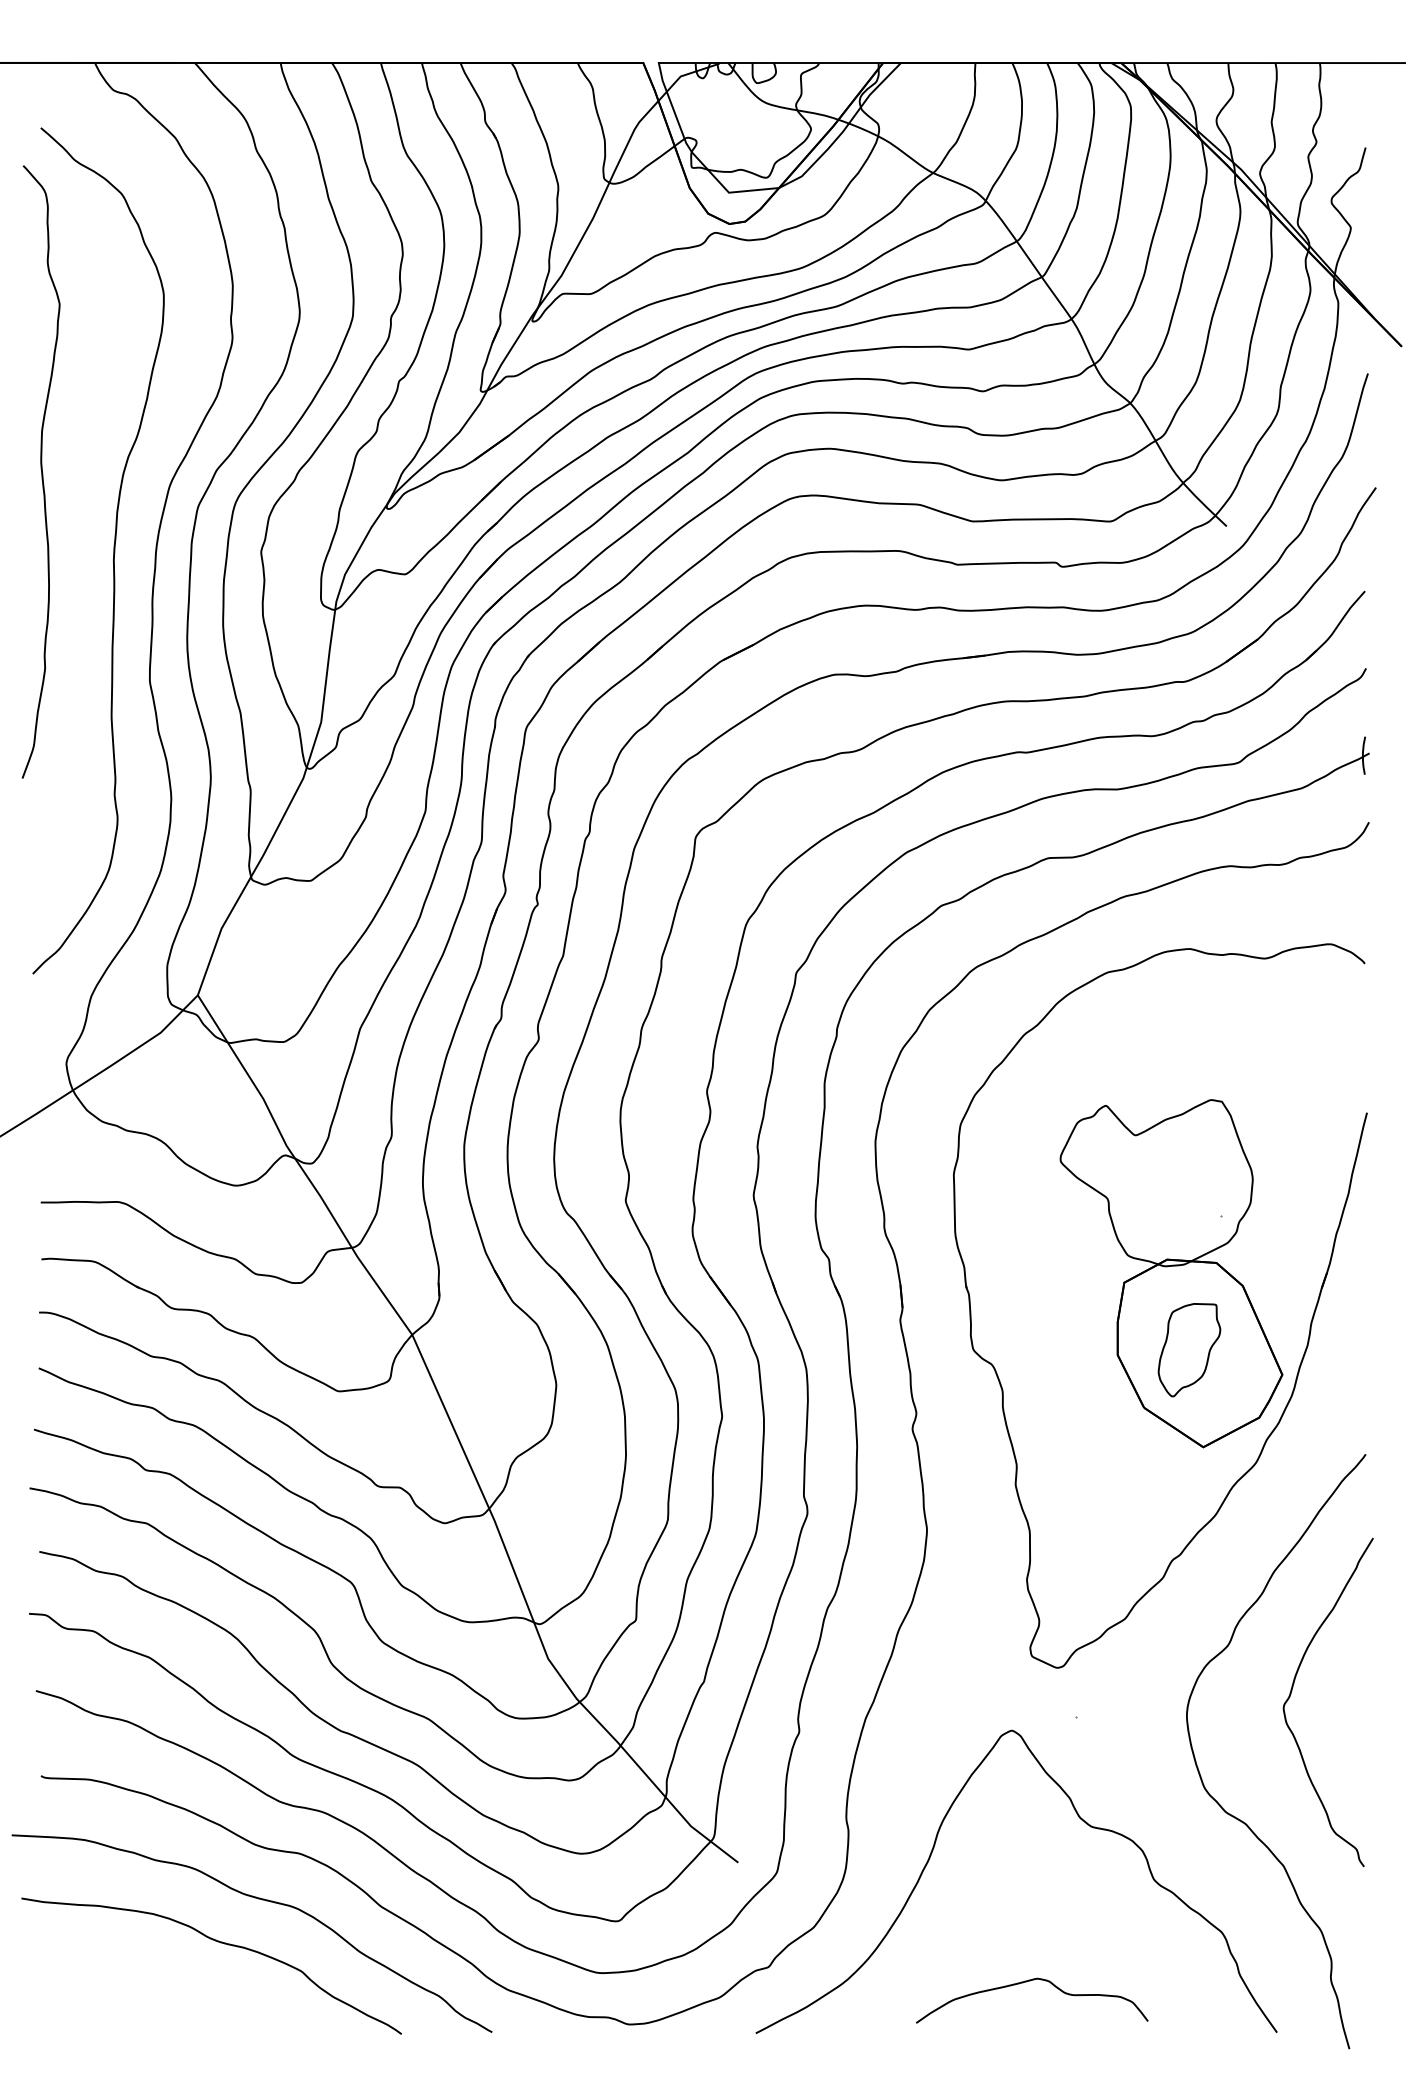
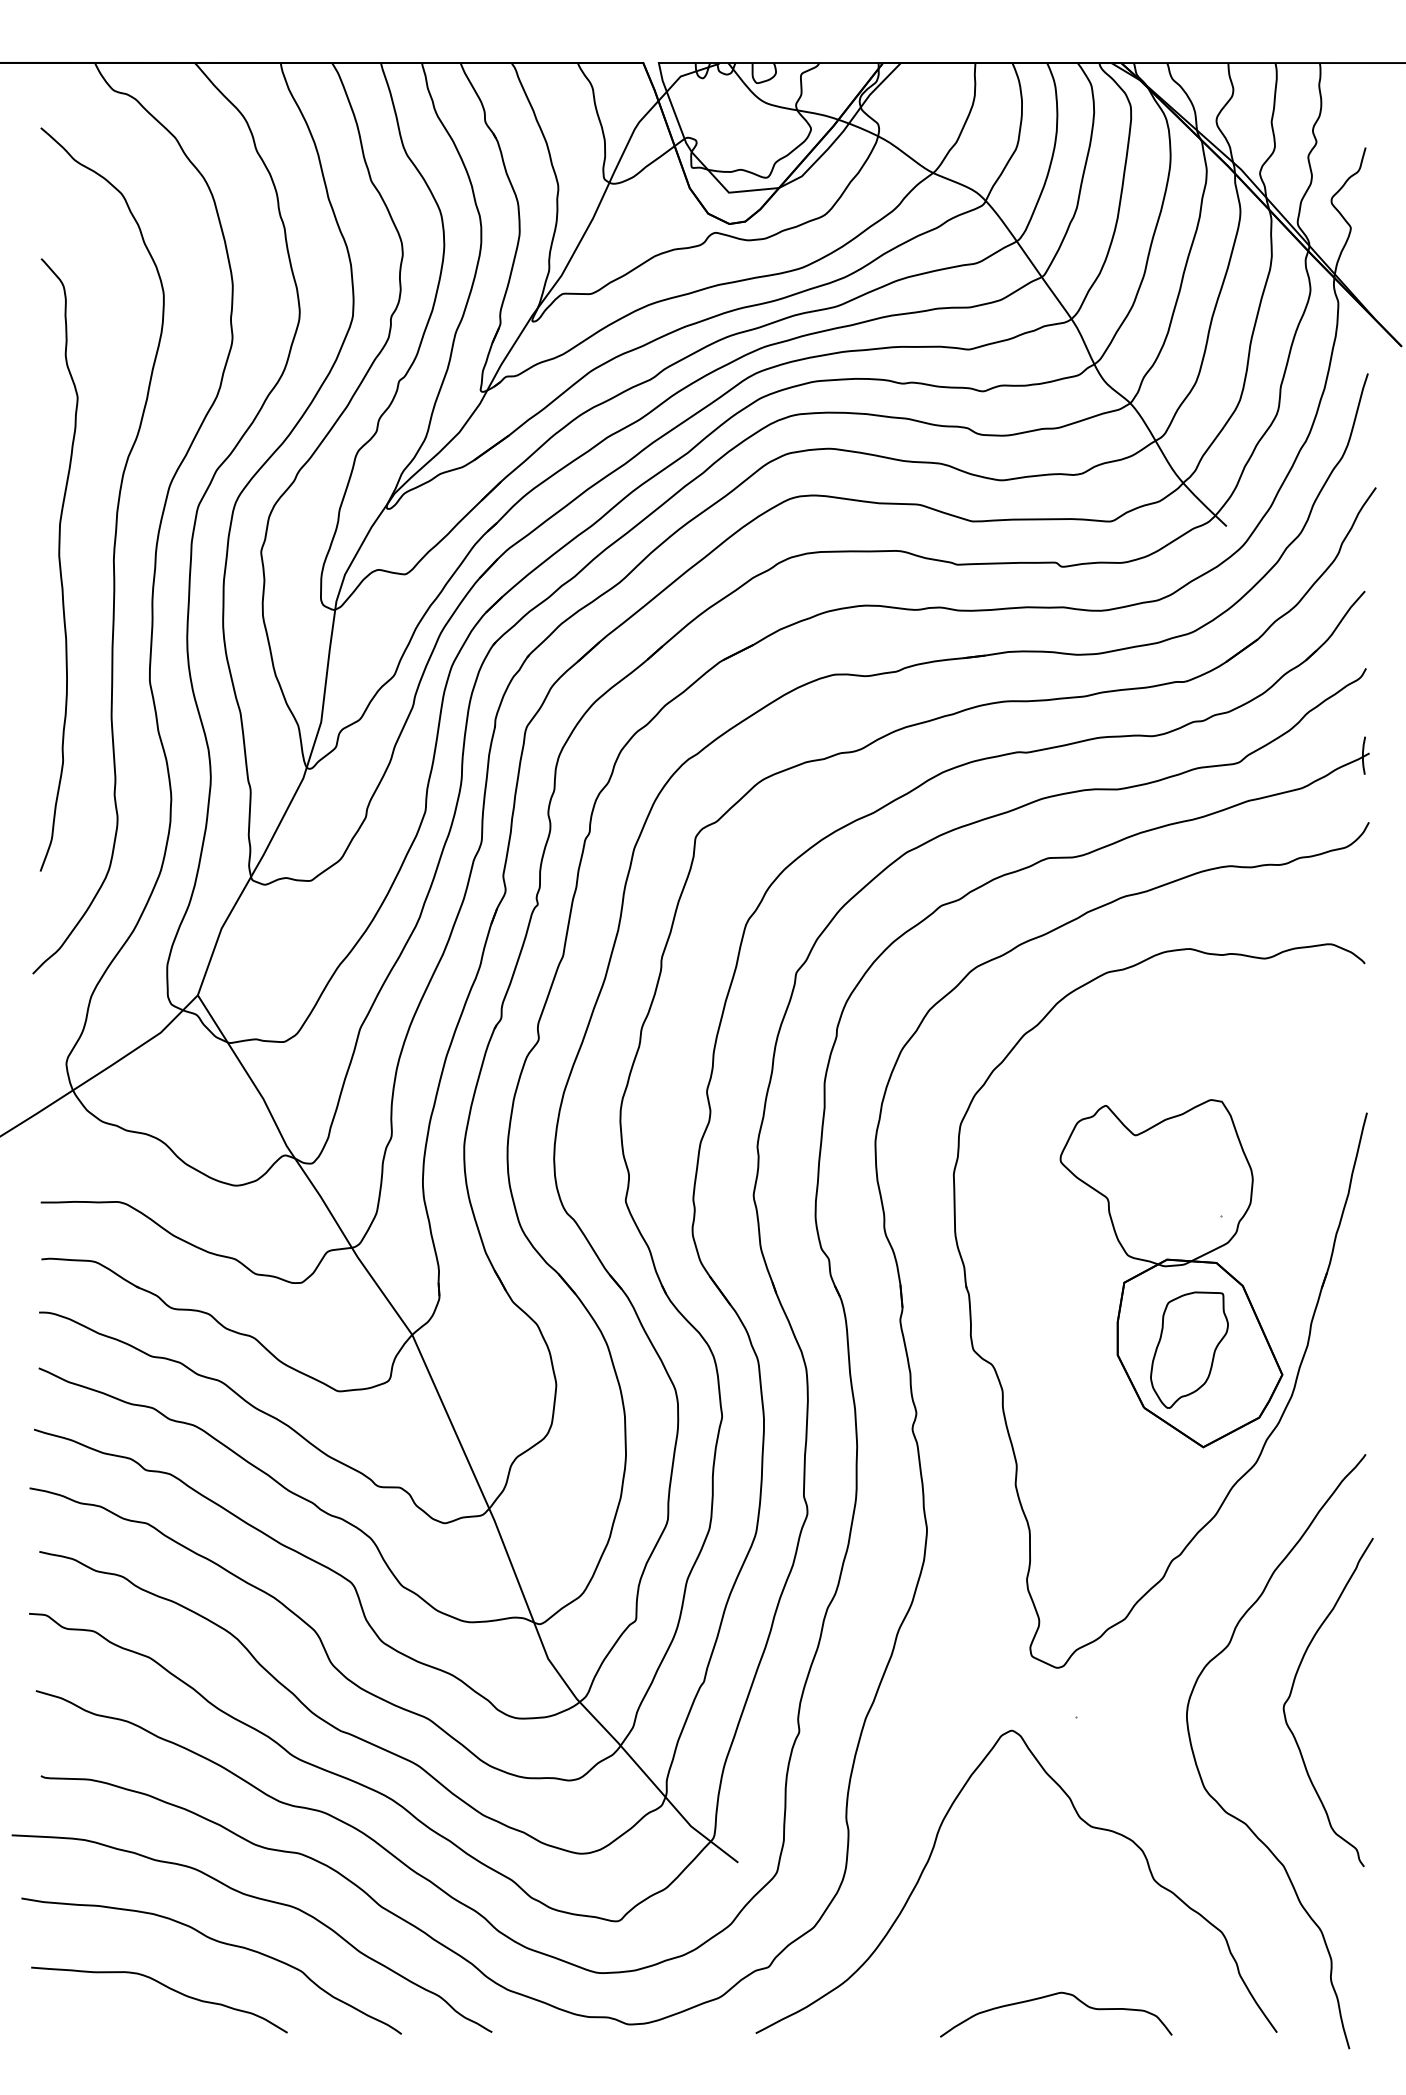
curve position: (41, 471) -> (59, 564) (59, 564)
part size: 65x95 px -> 79x118 px (1189, 1349)
curve position: (1026, 1982) -> (1050, 1996) (1050, 1996)
curve: none -> present (167, 1988)
